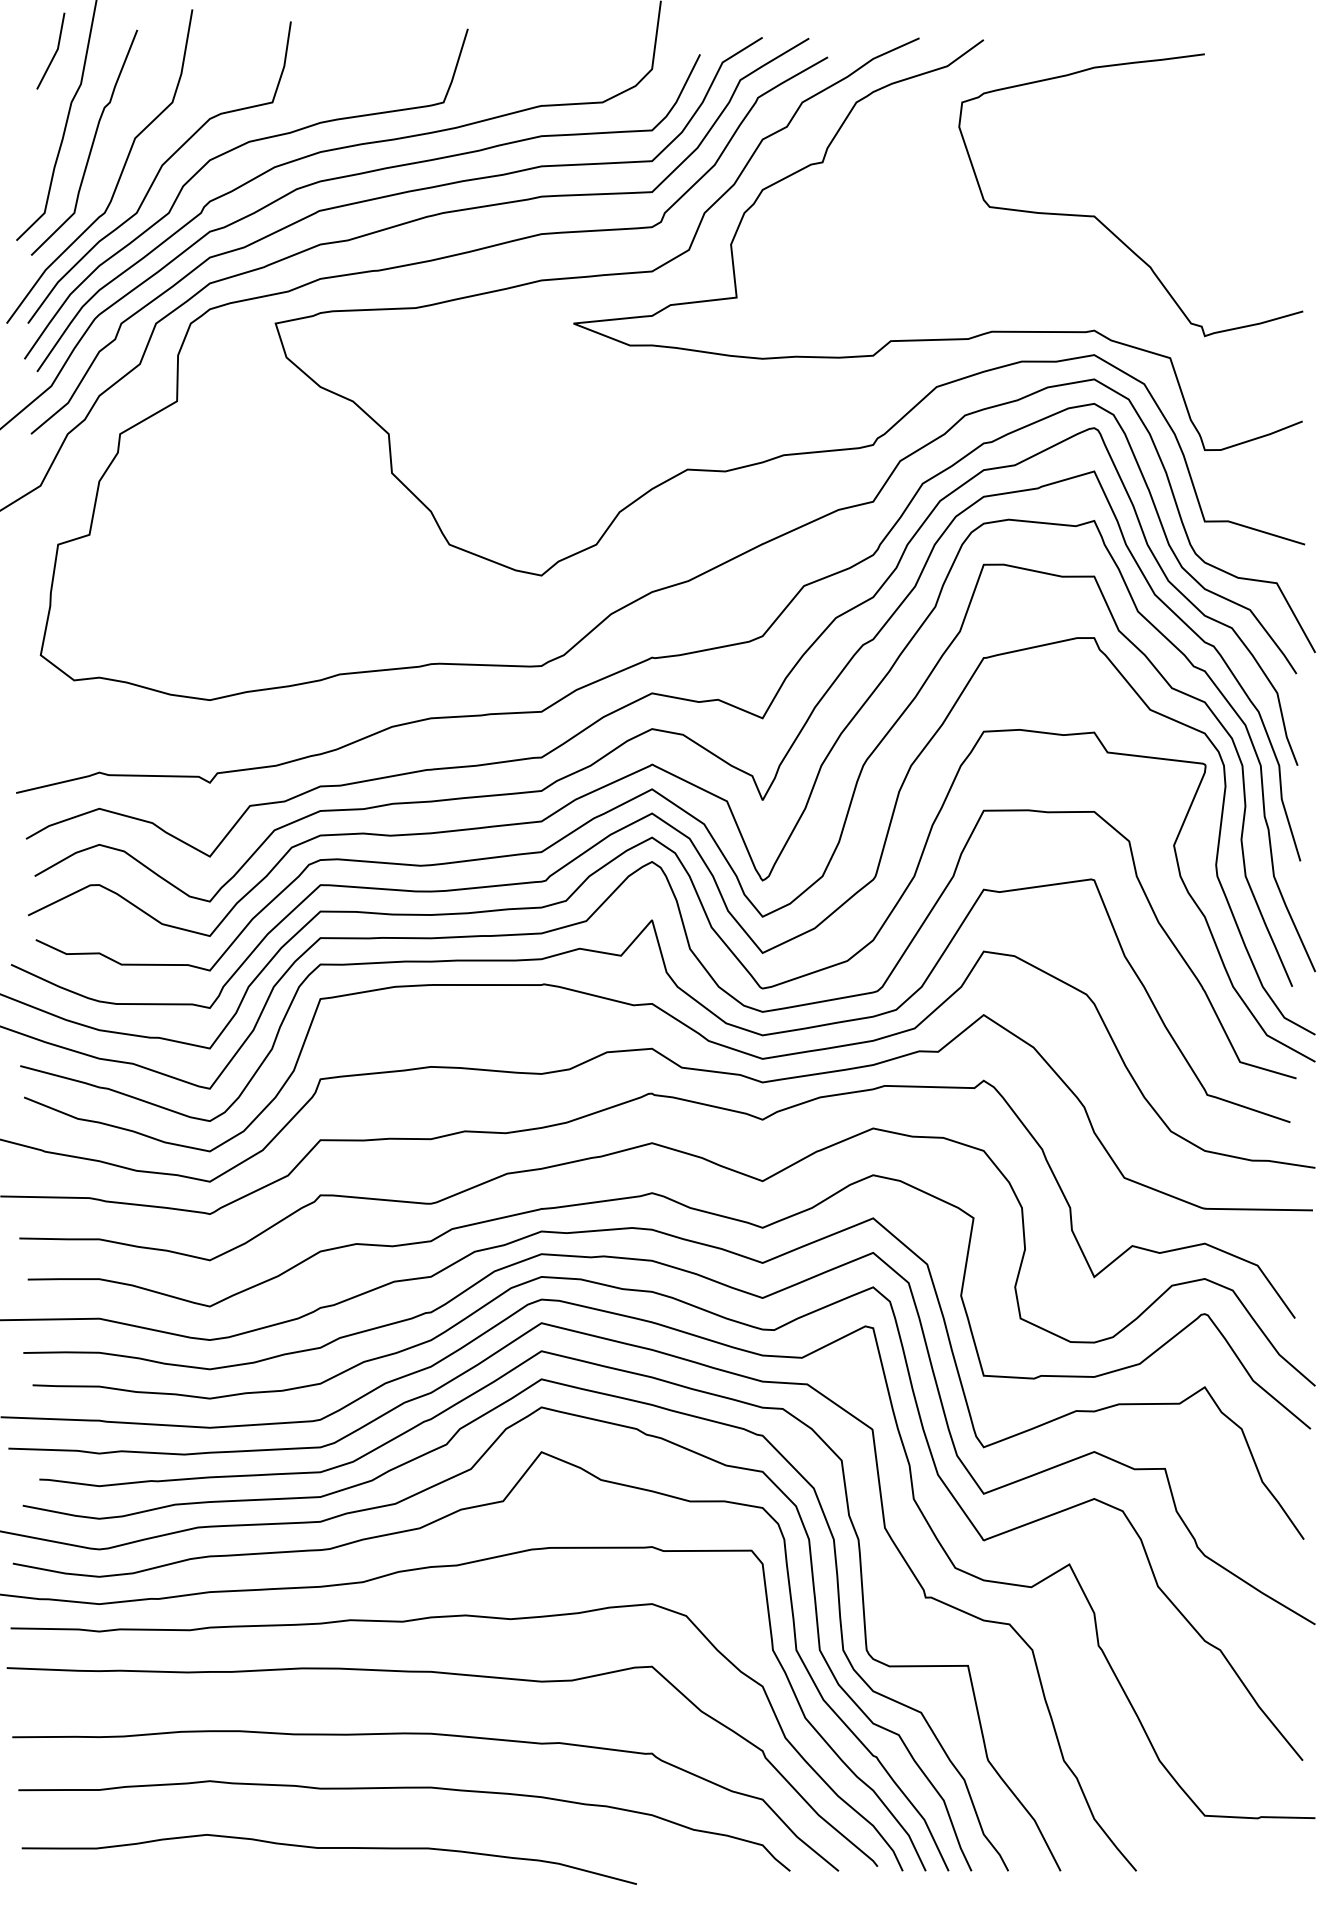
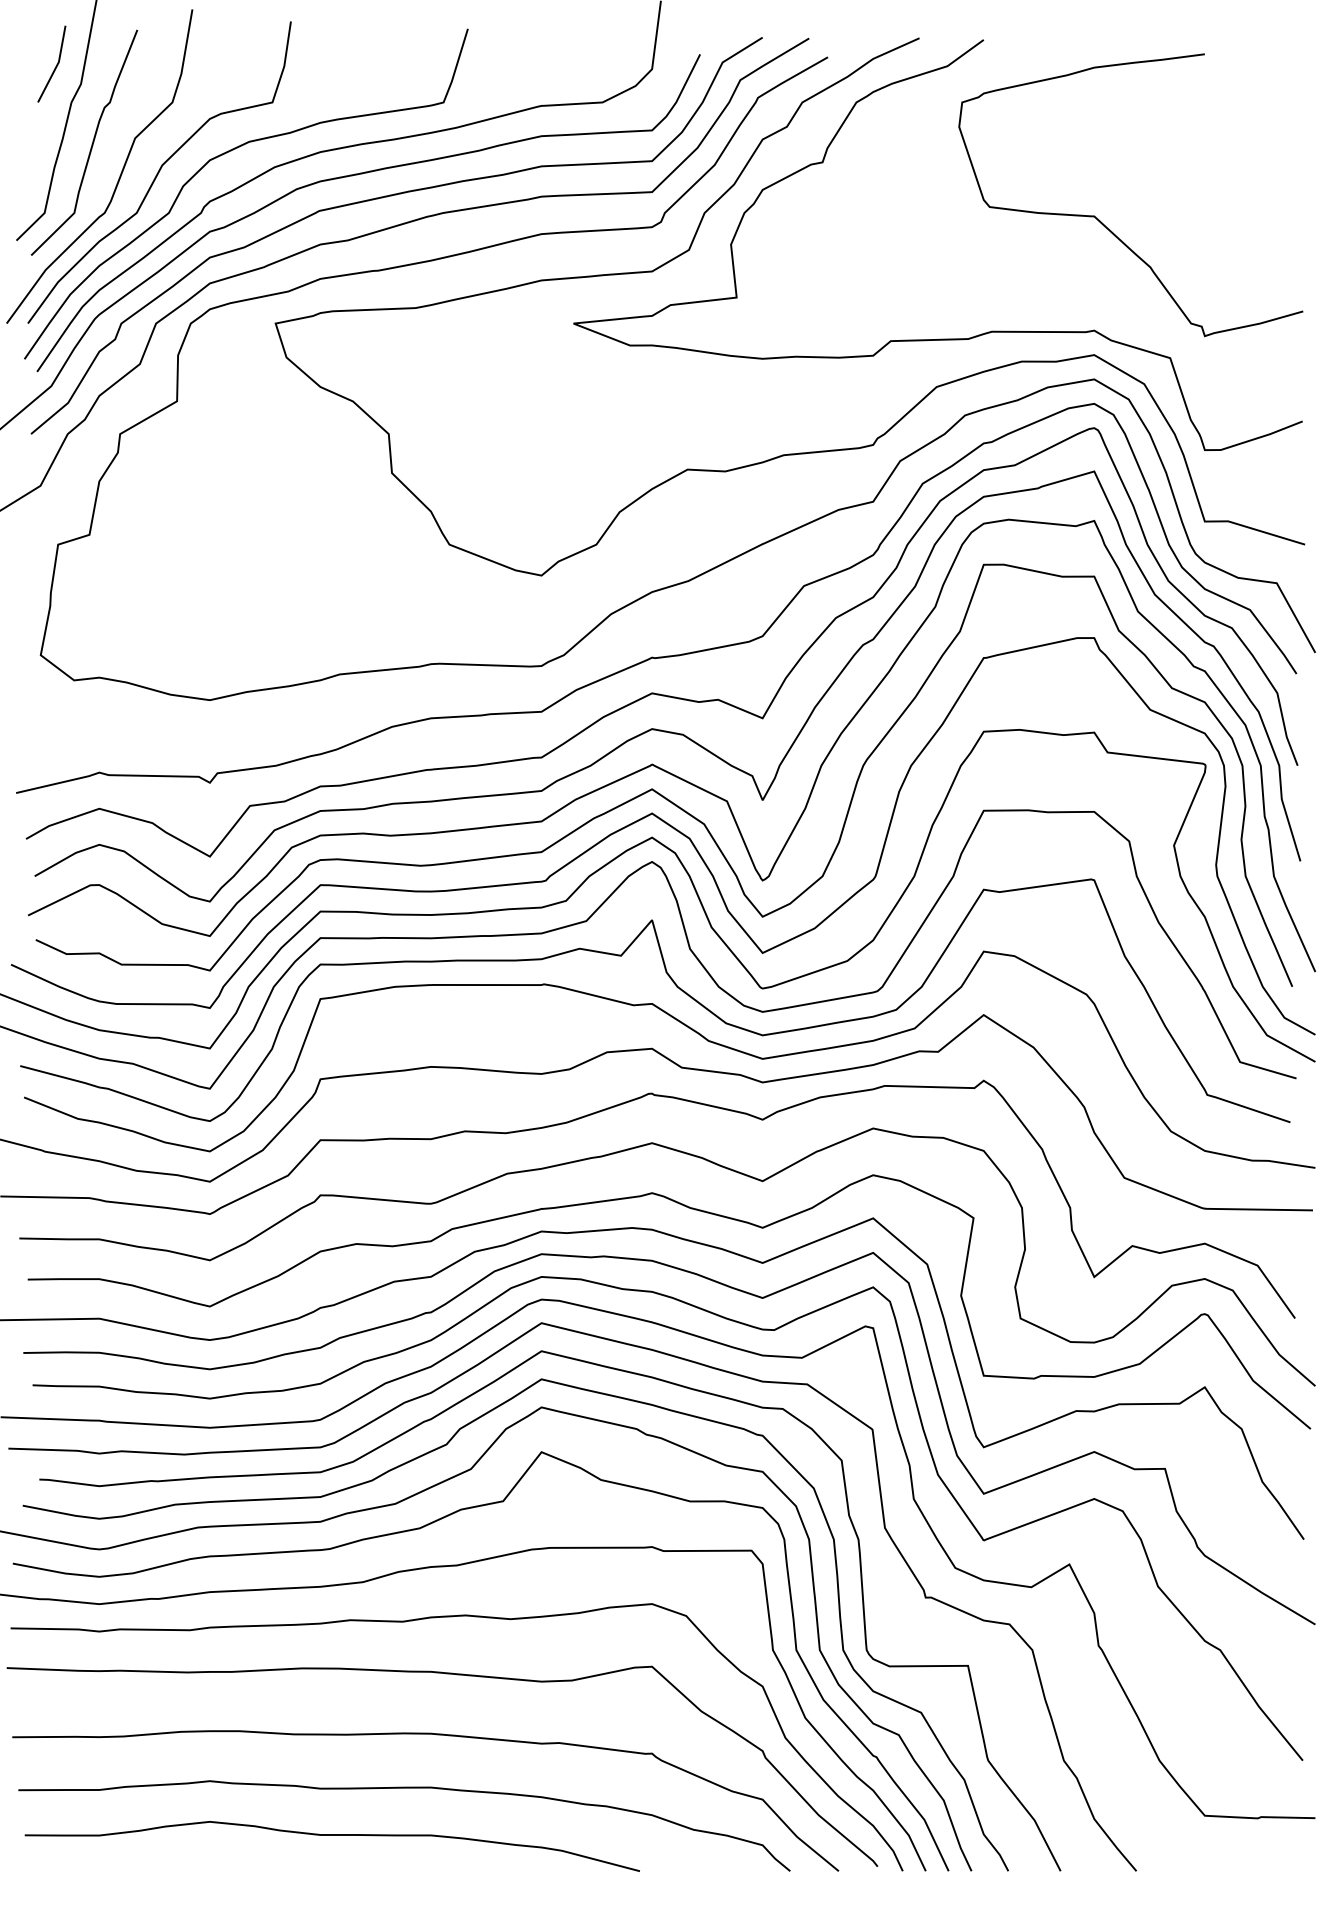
line position: (54, 53) -> (55, 66) (55, 66)
curve position: (328, 1848) -> (331, 1835) (331, 1835)
